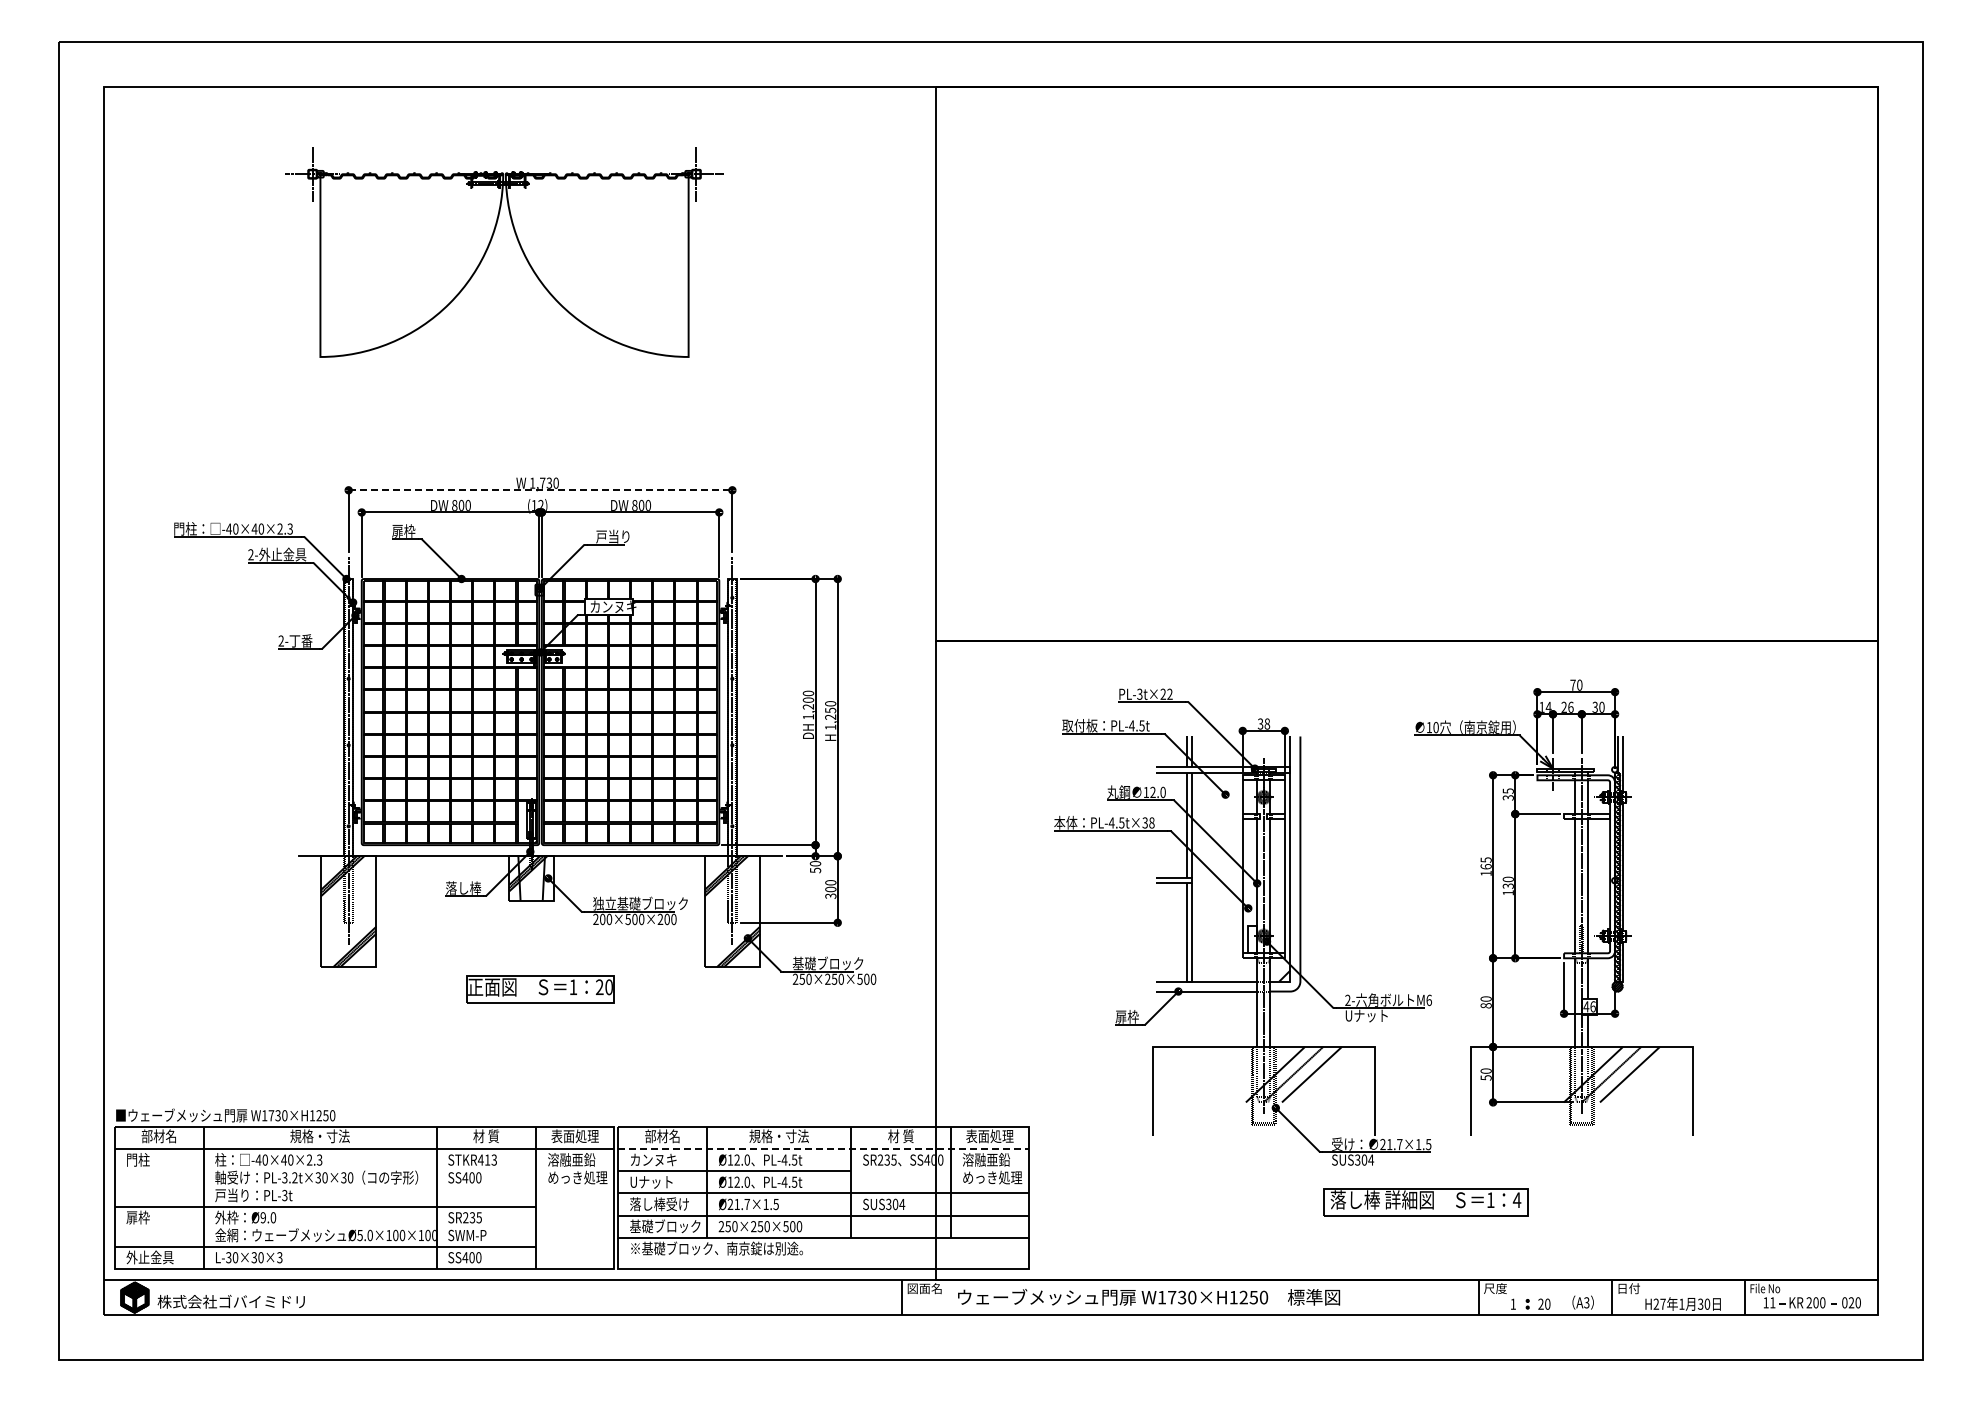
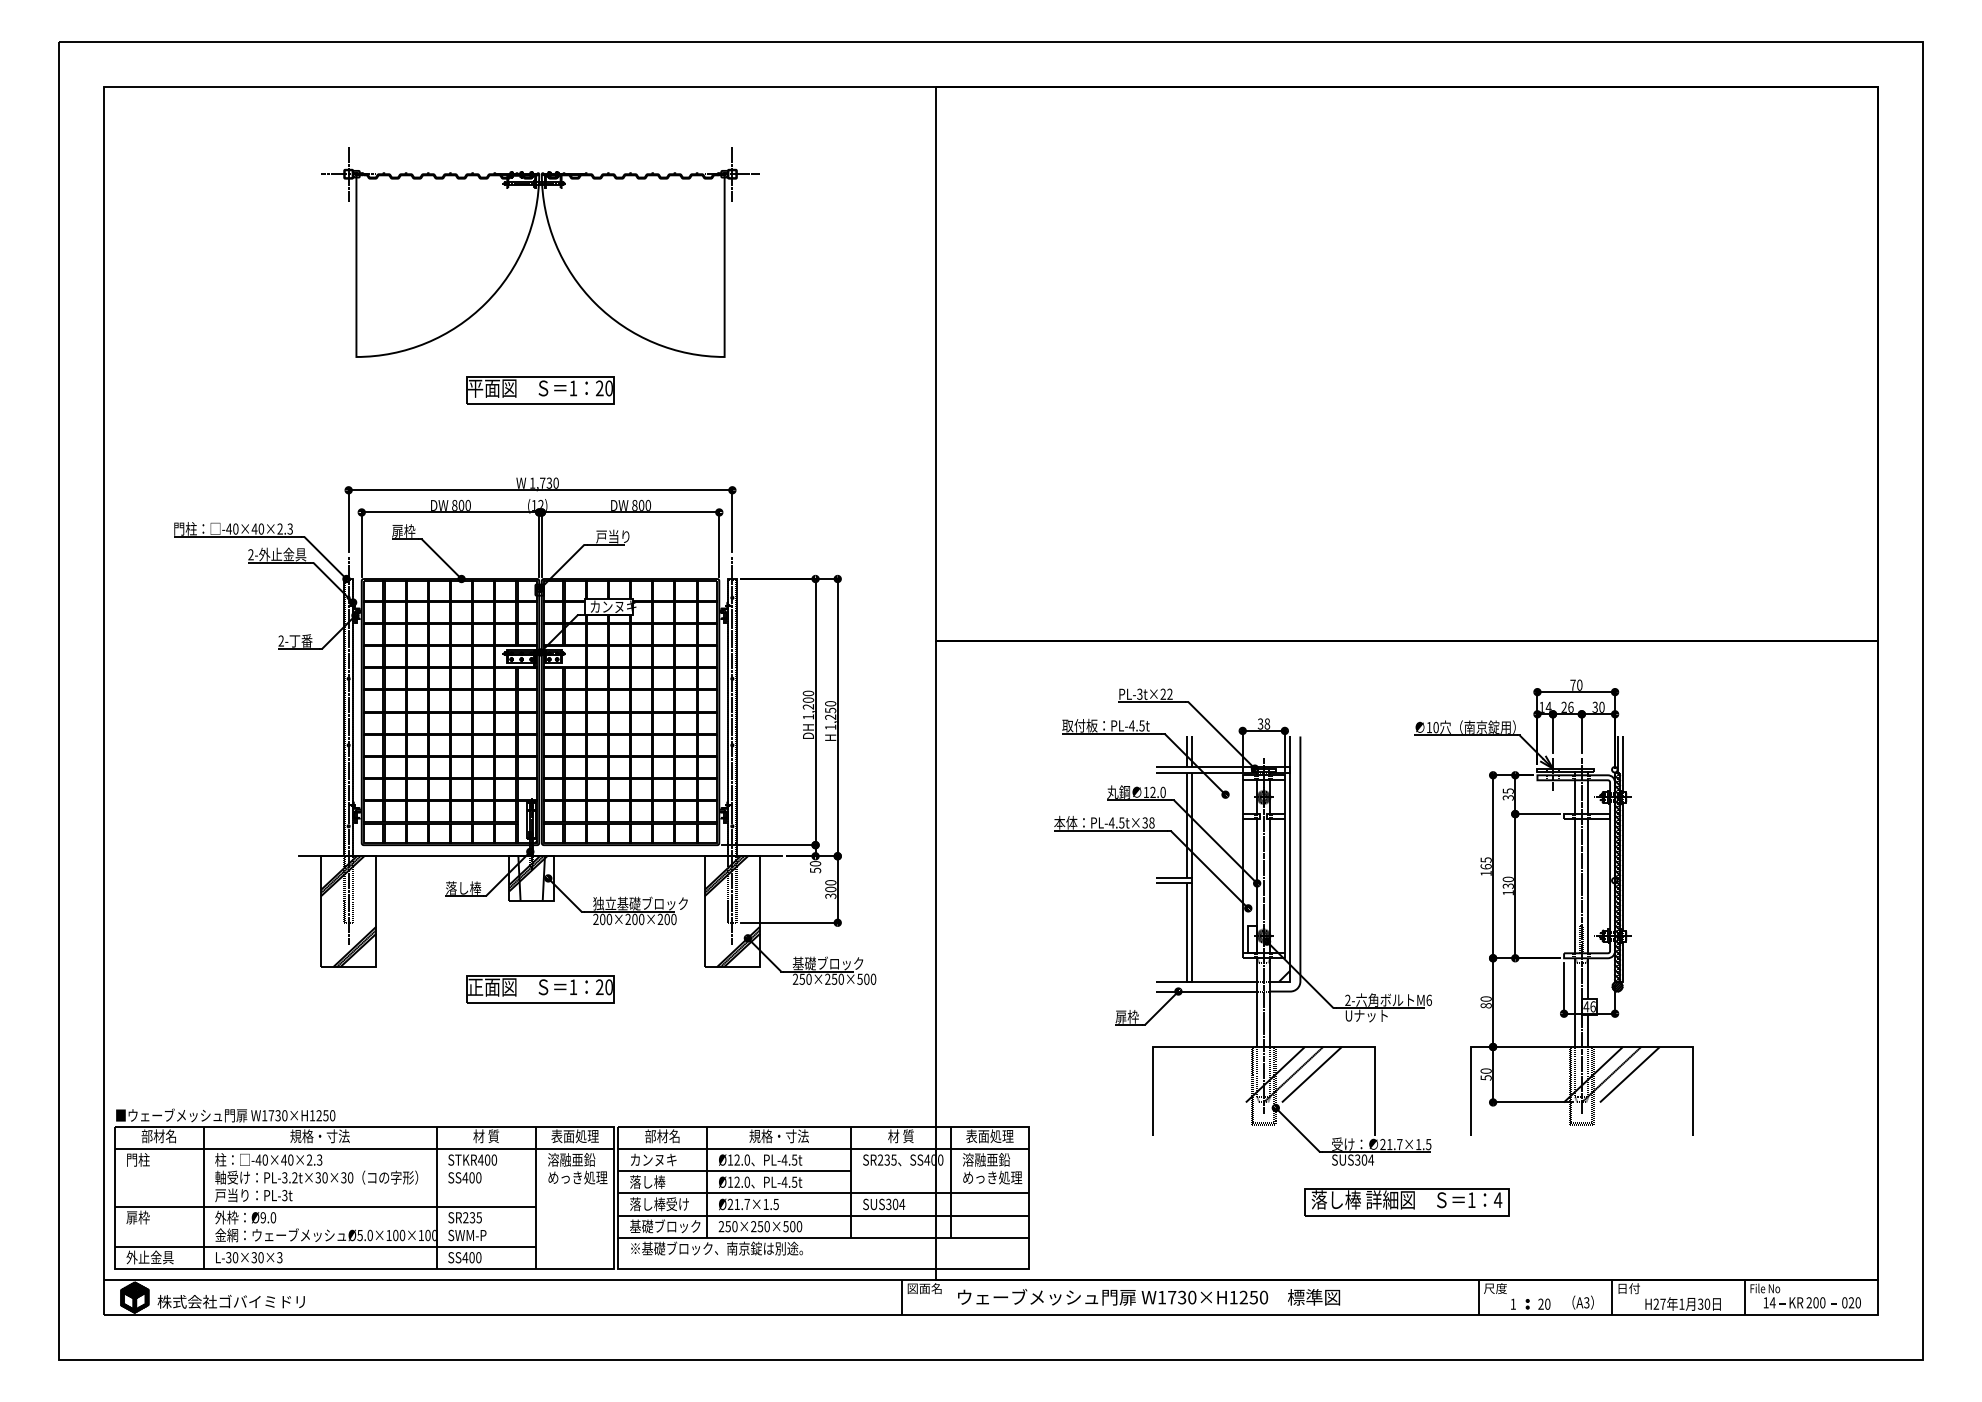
part position: (490, 244) -> (526, 244) (526, 244)
part: none -> present (540, 390)
line: dashed -> solid (540, 490)
text: 200×500×200 -> 200×200×200 (627, 919)
line: dashed -> solid (824, 1149)
text: STKR413 -> STKR400 (491, 1159)
text: Uナット -> 落し棒 (651, 1181)
part position: (1425, 1202) -> (1406, 1202) (1406, 1202)
text: 11 -> 14 (1772, 1302)
